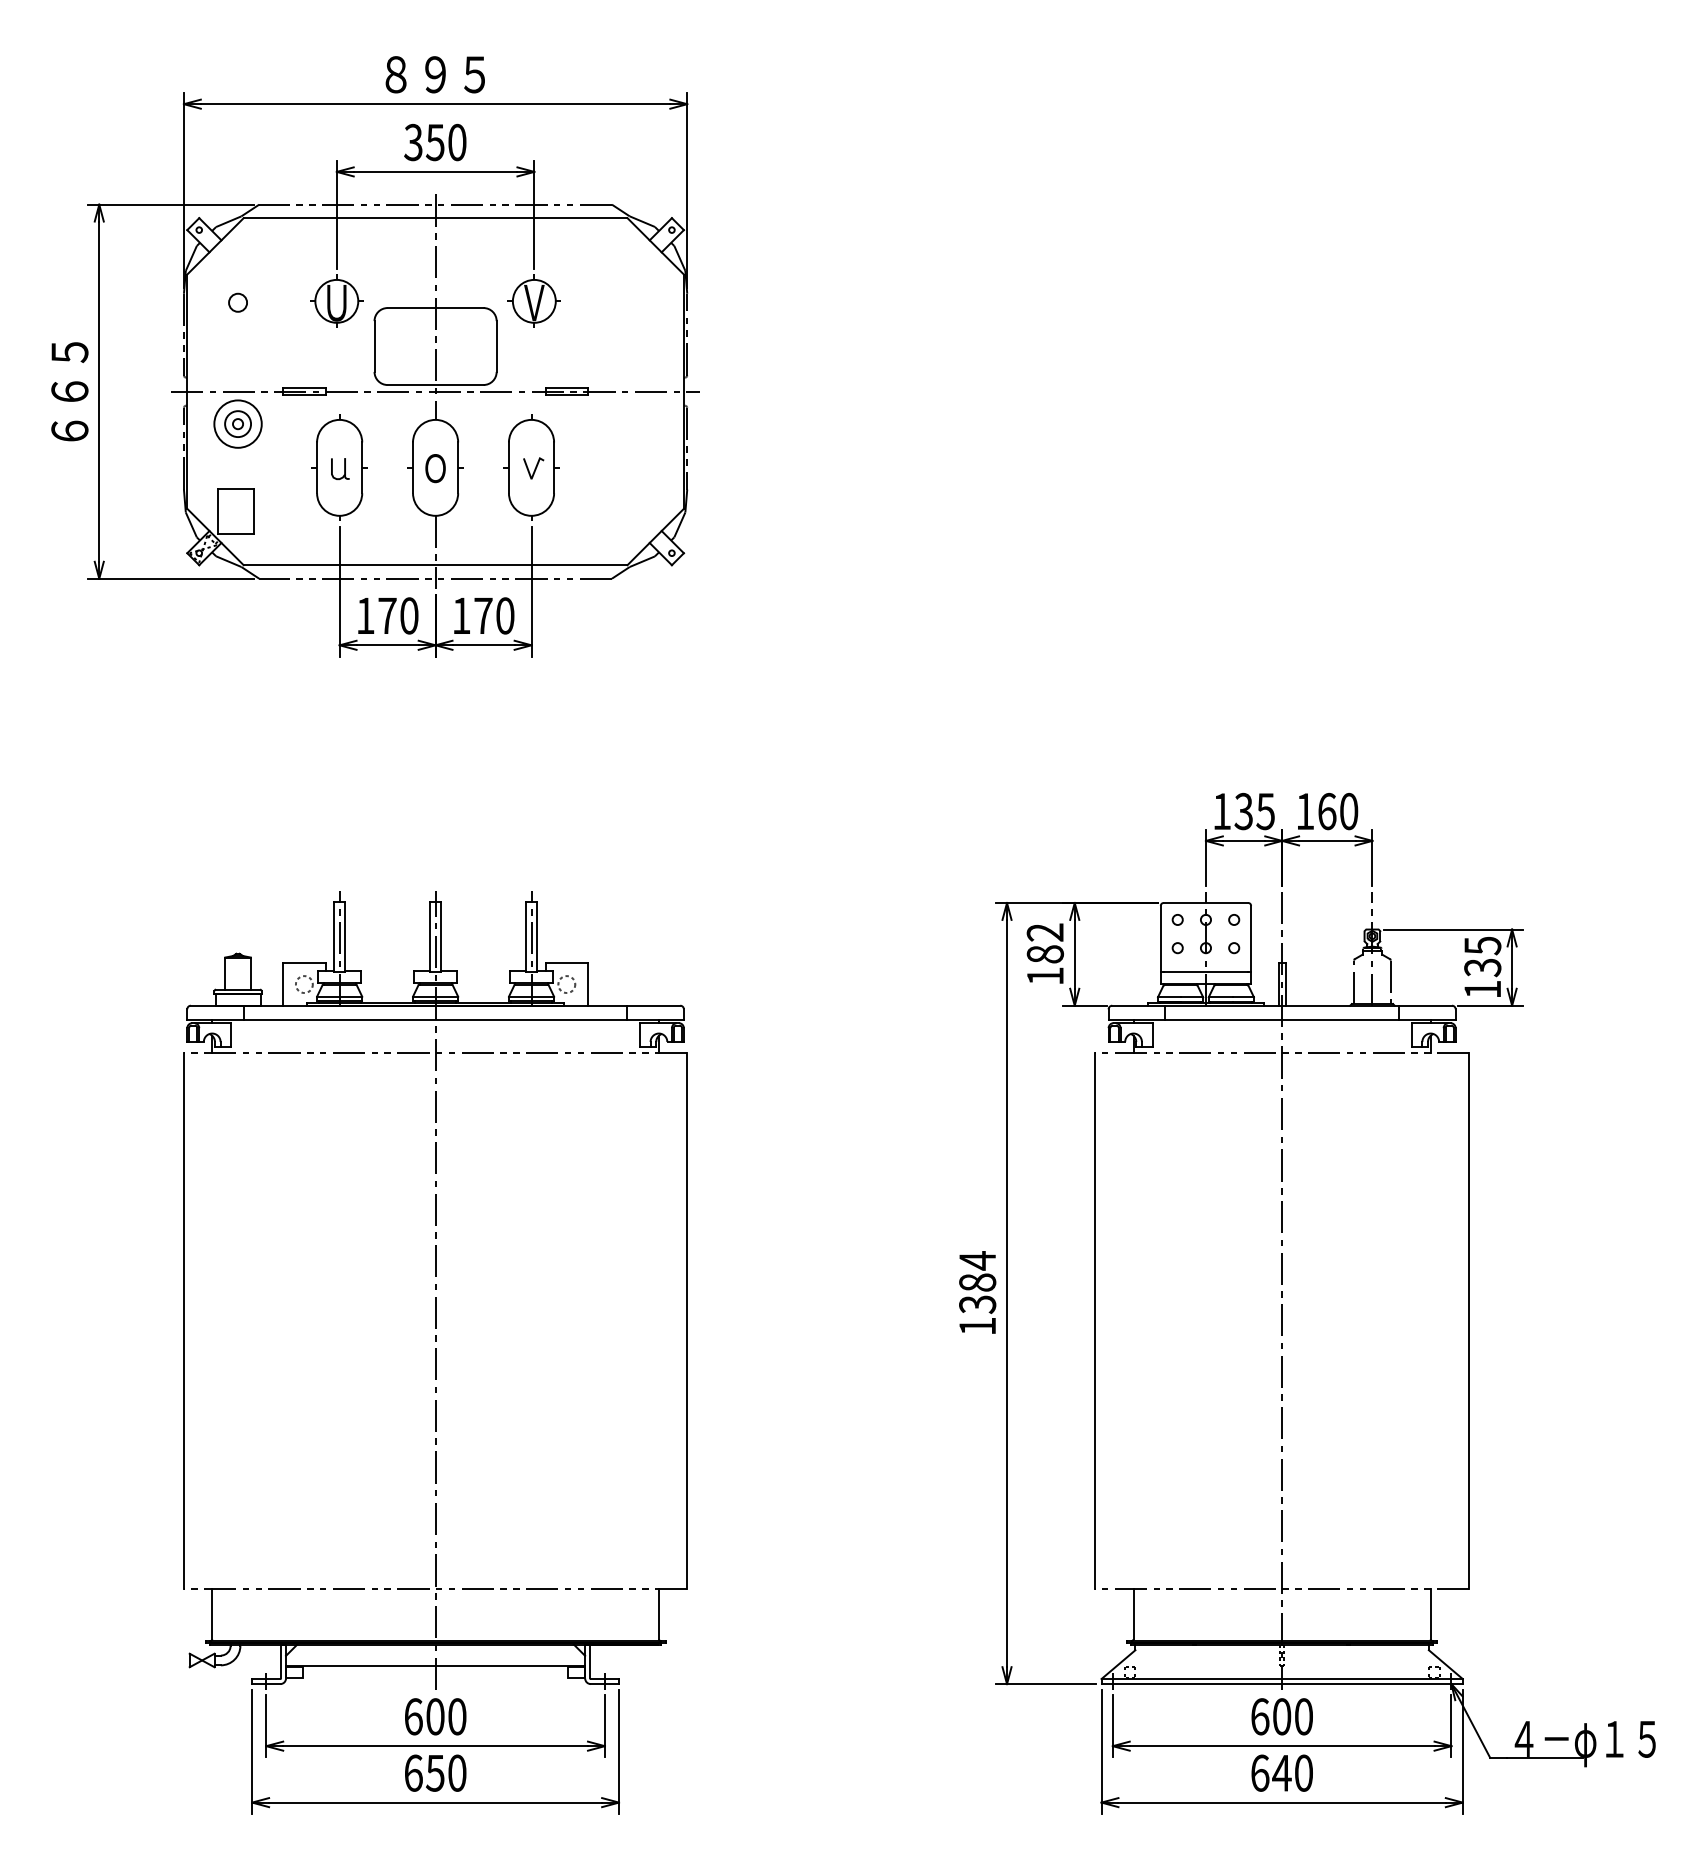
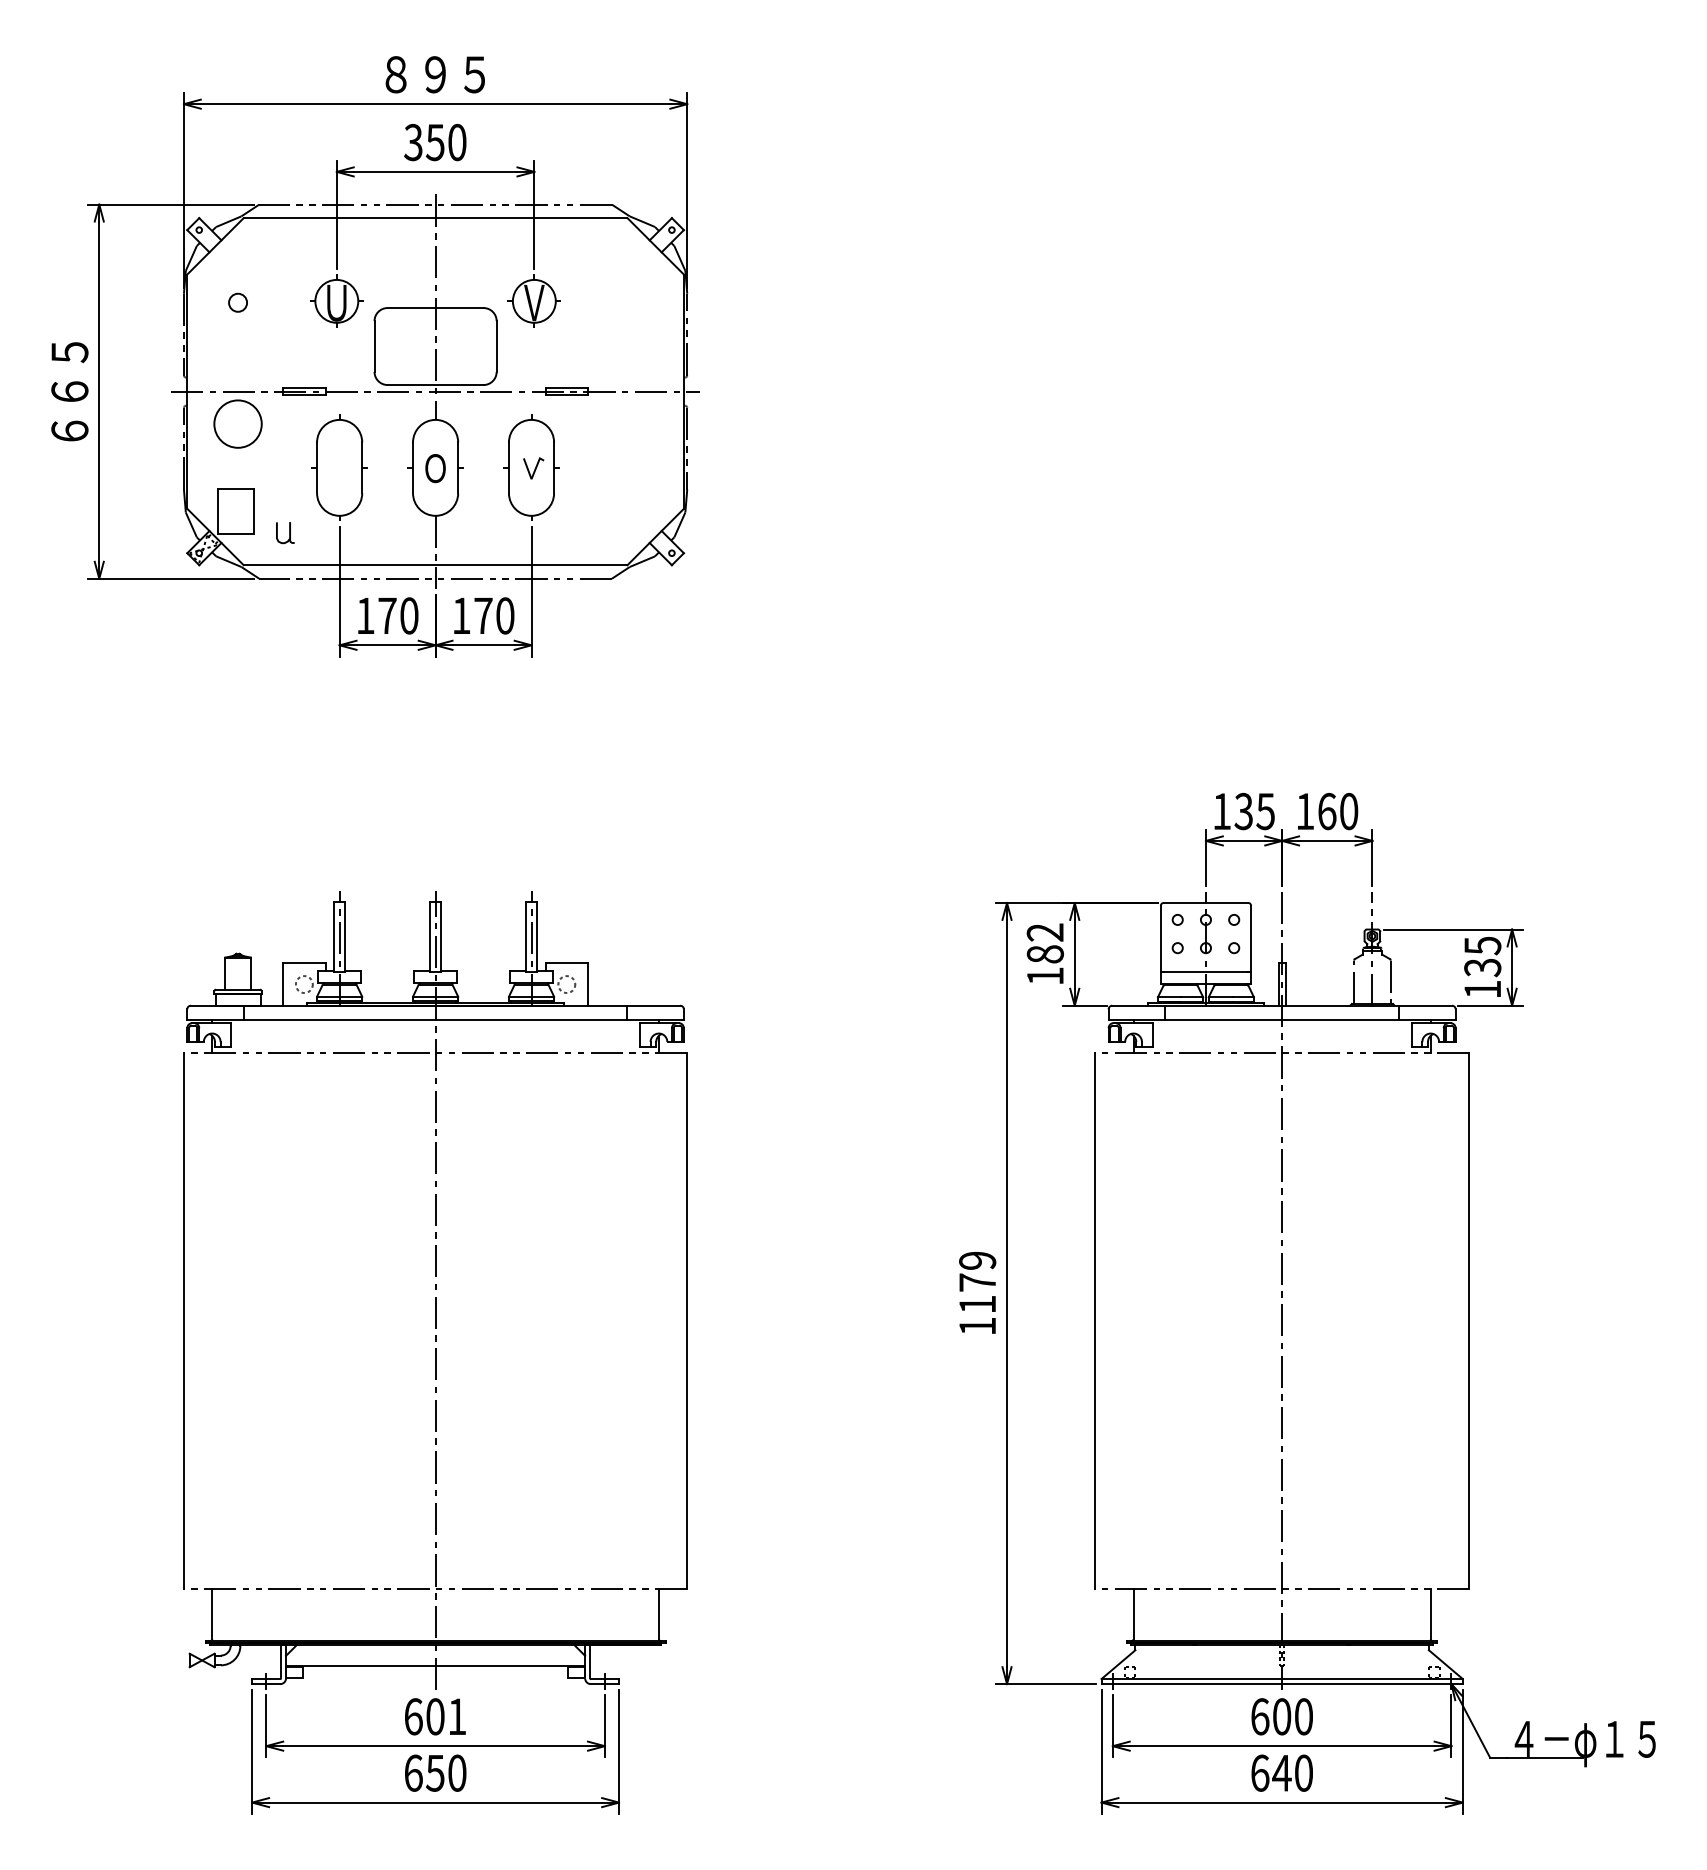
part: present -> none (237, 423)
part position: (340, 468) -> (285, 532) (285, 532)
text: 1384 -> 1179 (977, 1282)
text: 600 -> 601 (457, 1716)
